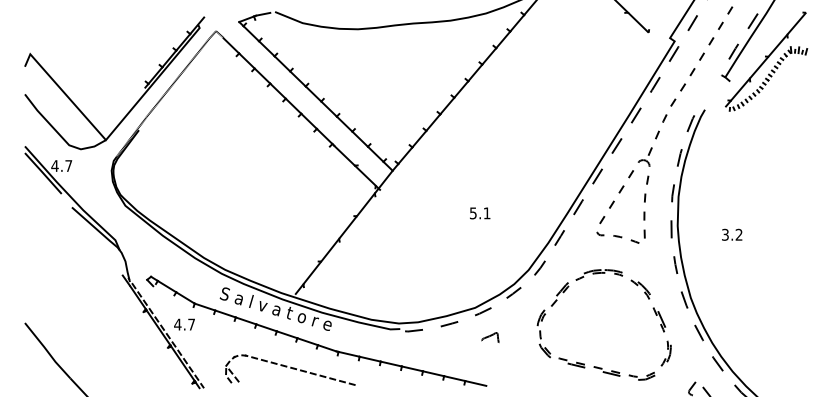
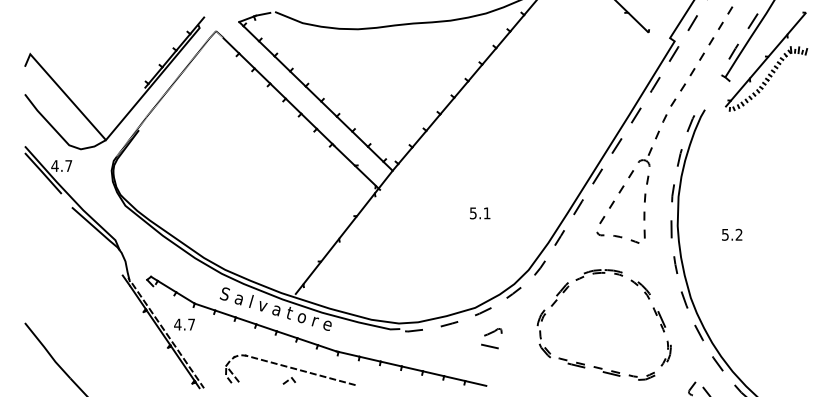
text: 3.2 -> 5.2 (725, 233)
part size: 19x12 px -> 22x22 px (491, 338)
part: none -> present (288, 380)
